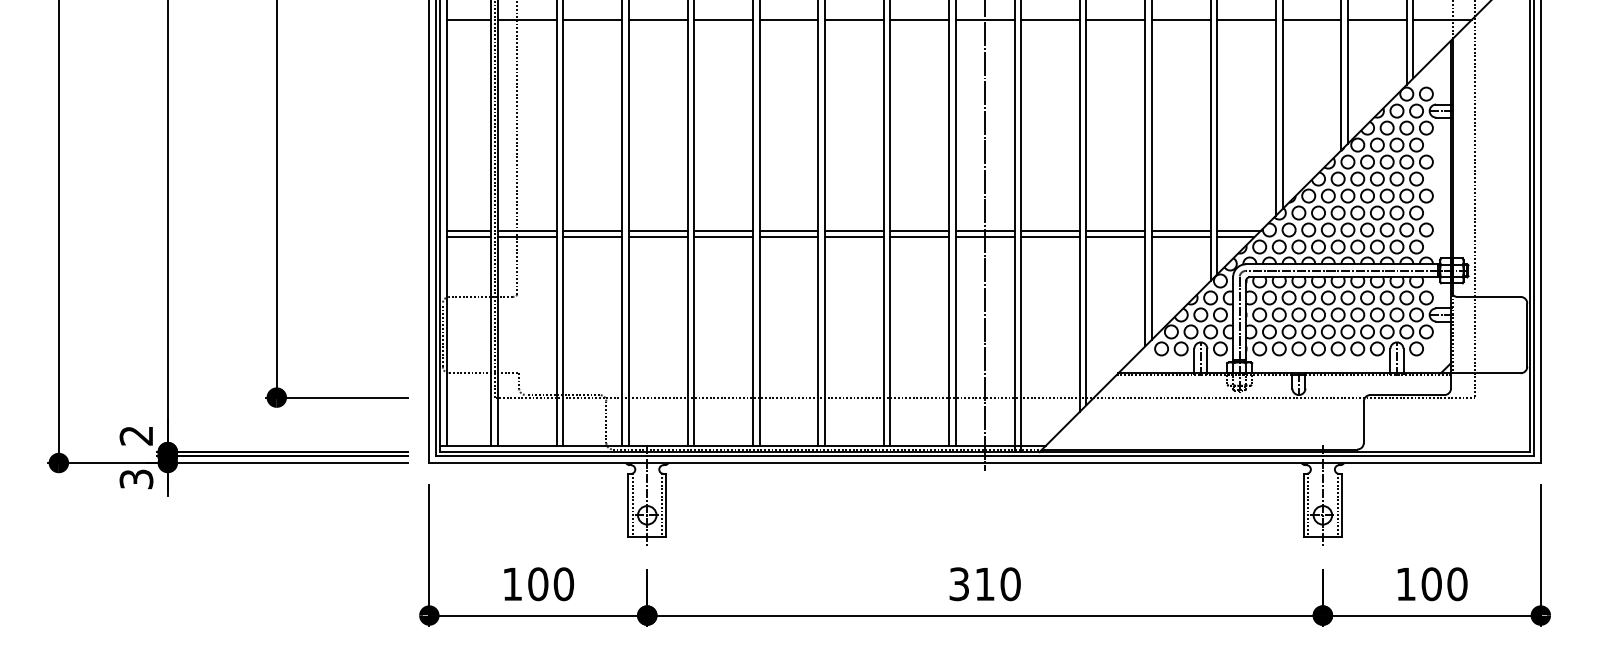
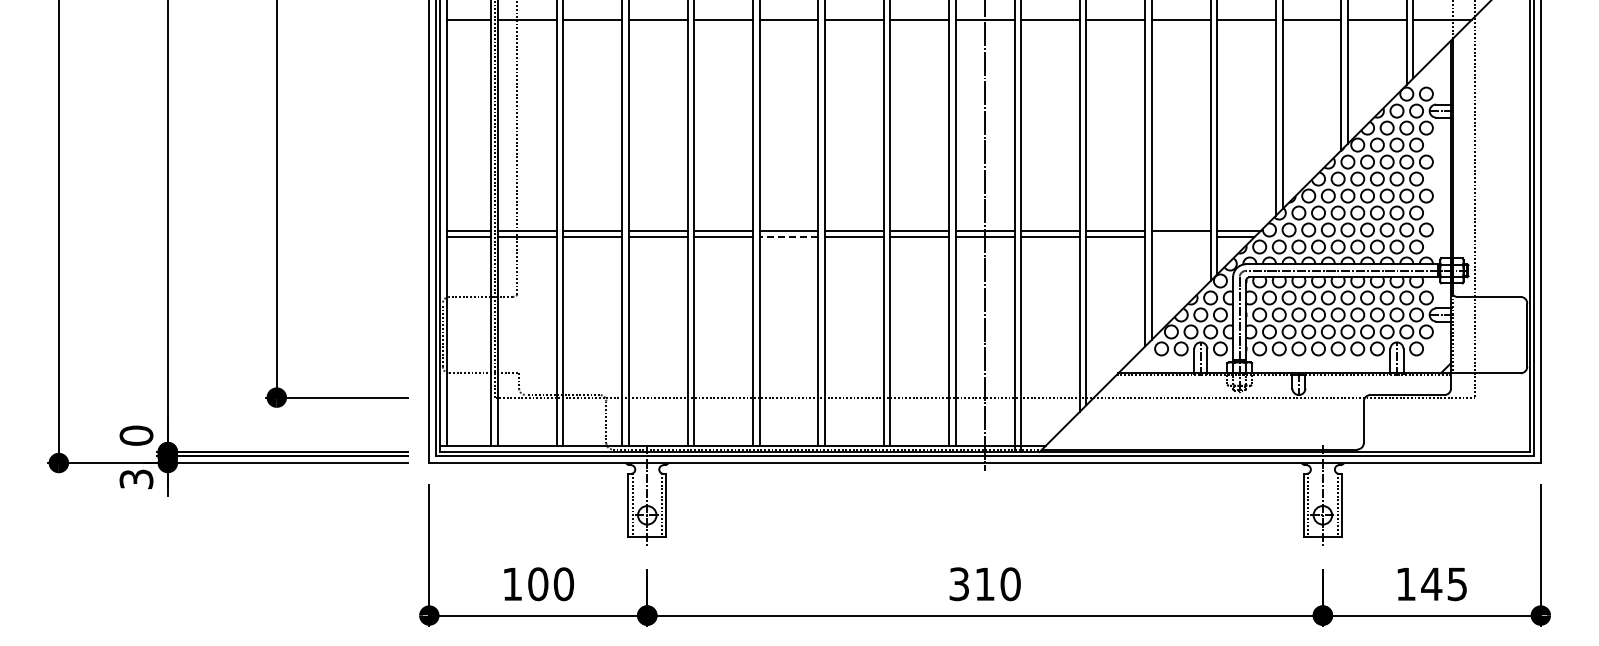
line: solid -> dashed (788, 237)
line: present -> none (1180, 237)
text: 2 -> 0 (136, 435)
text: 100 -> 145 (1444, 584)
